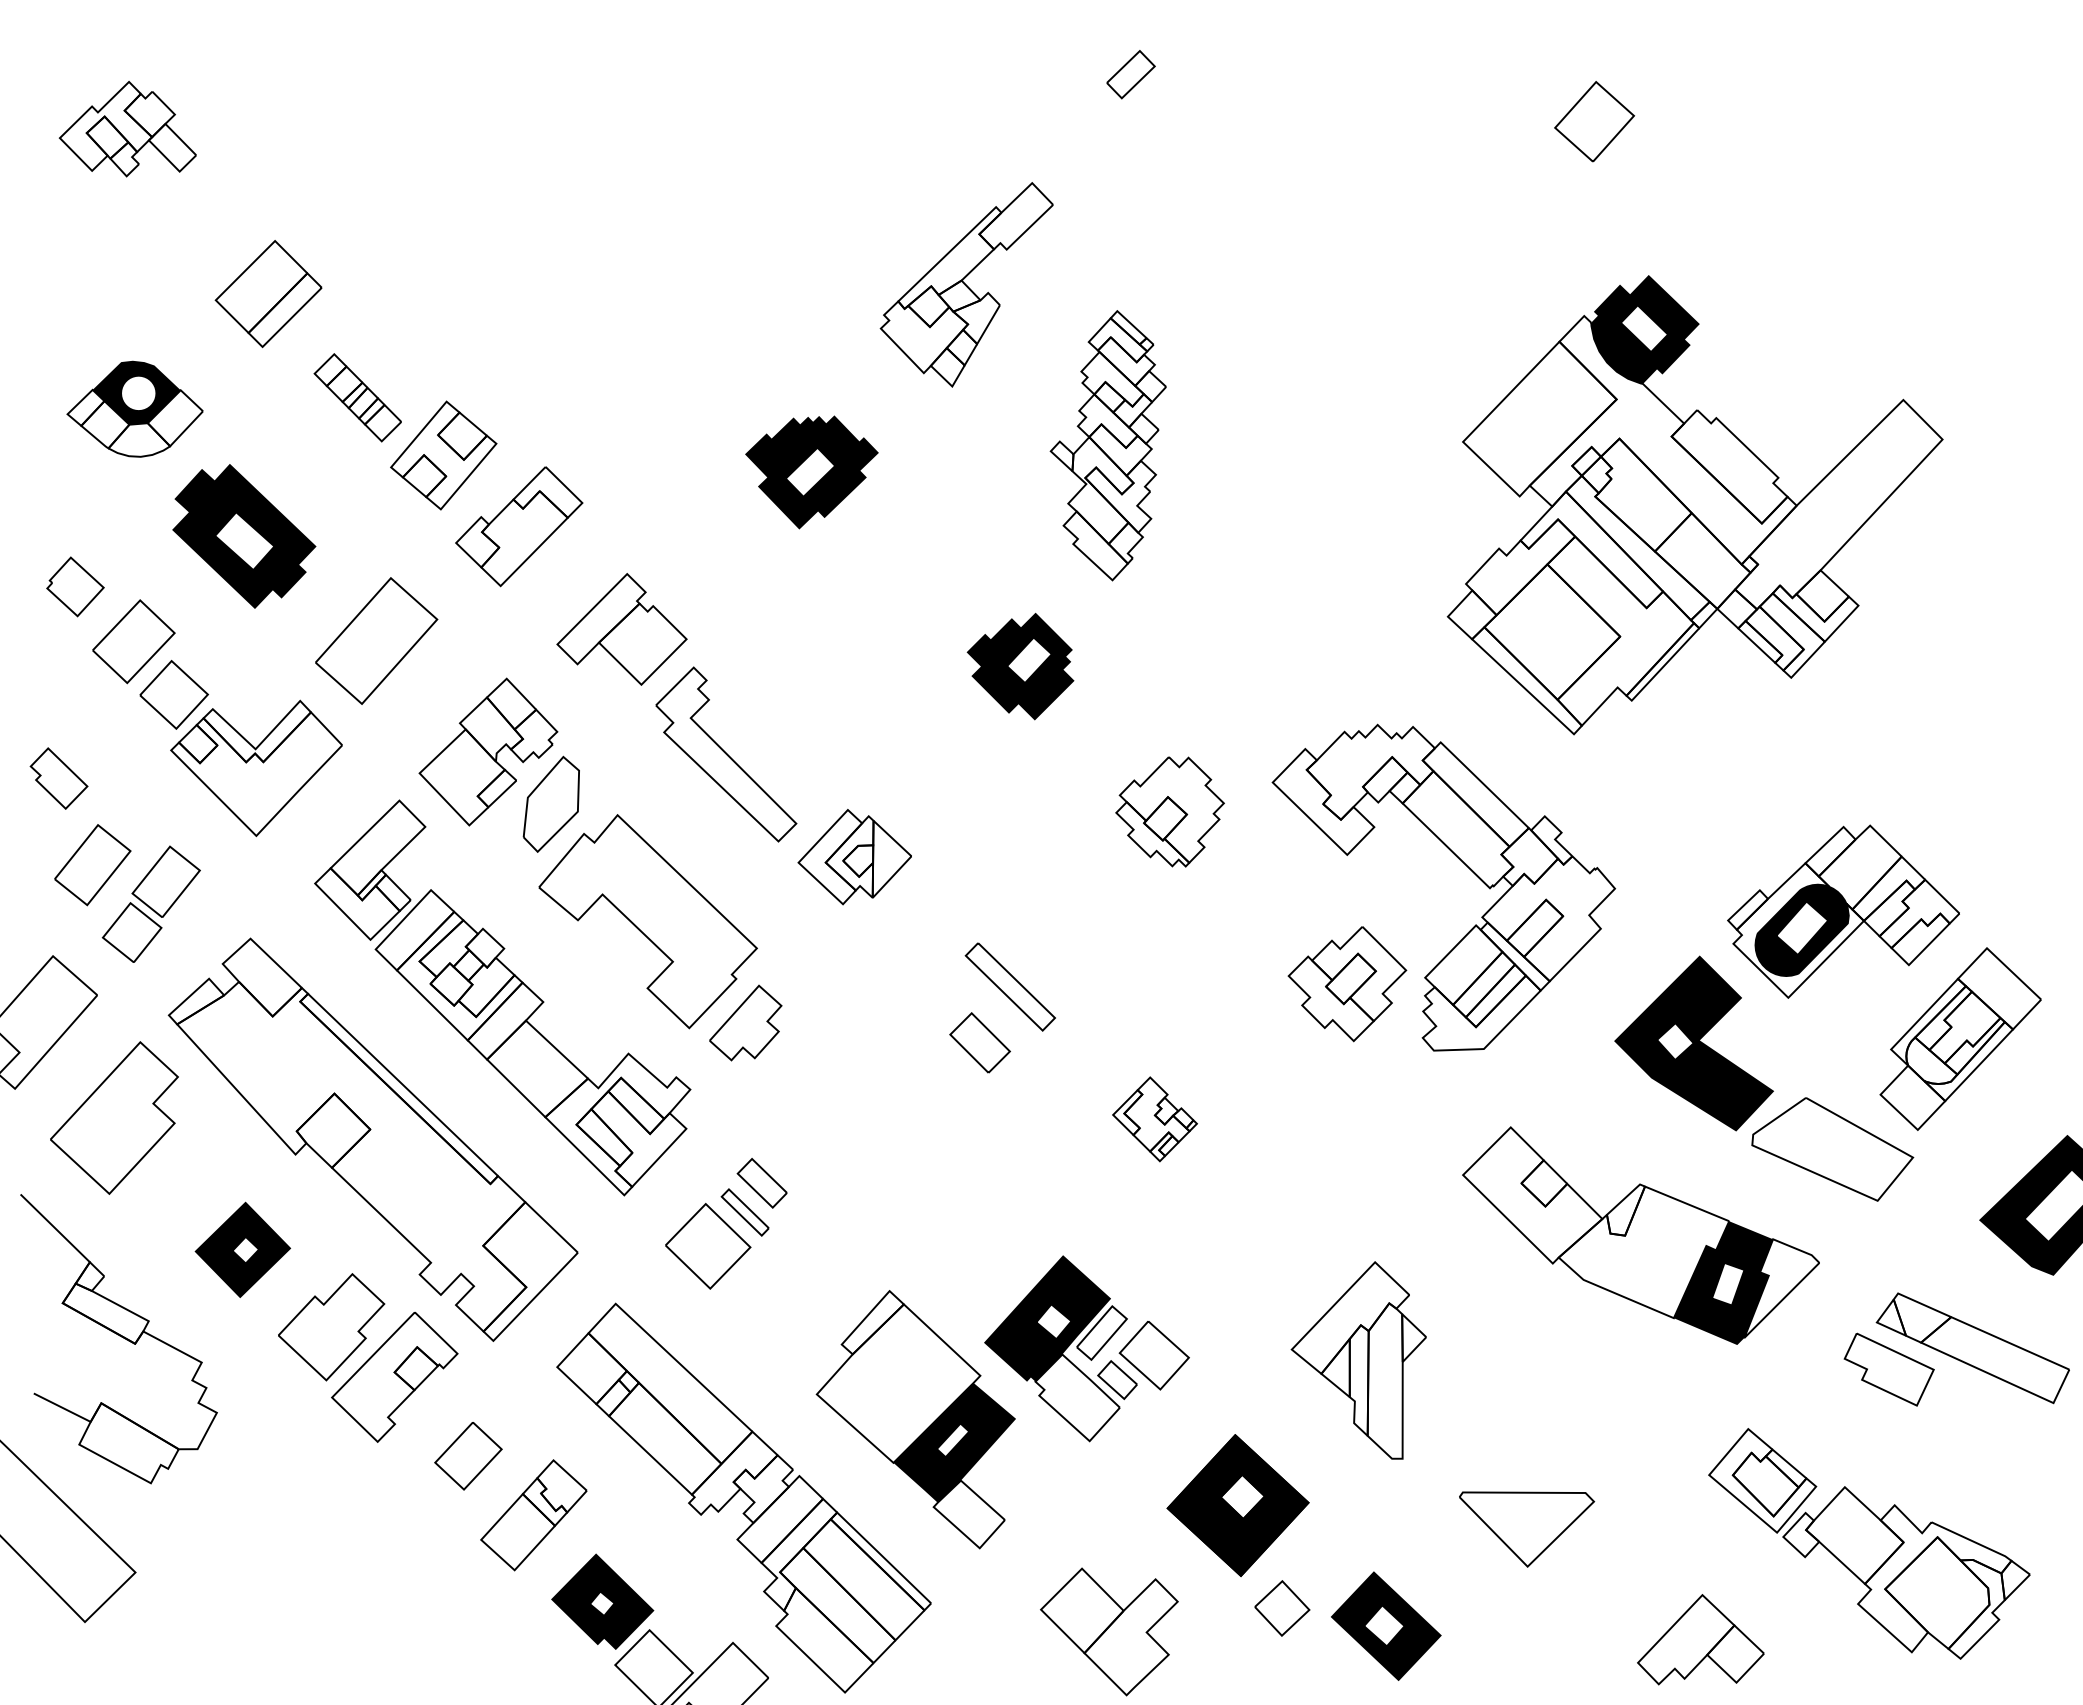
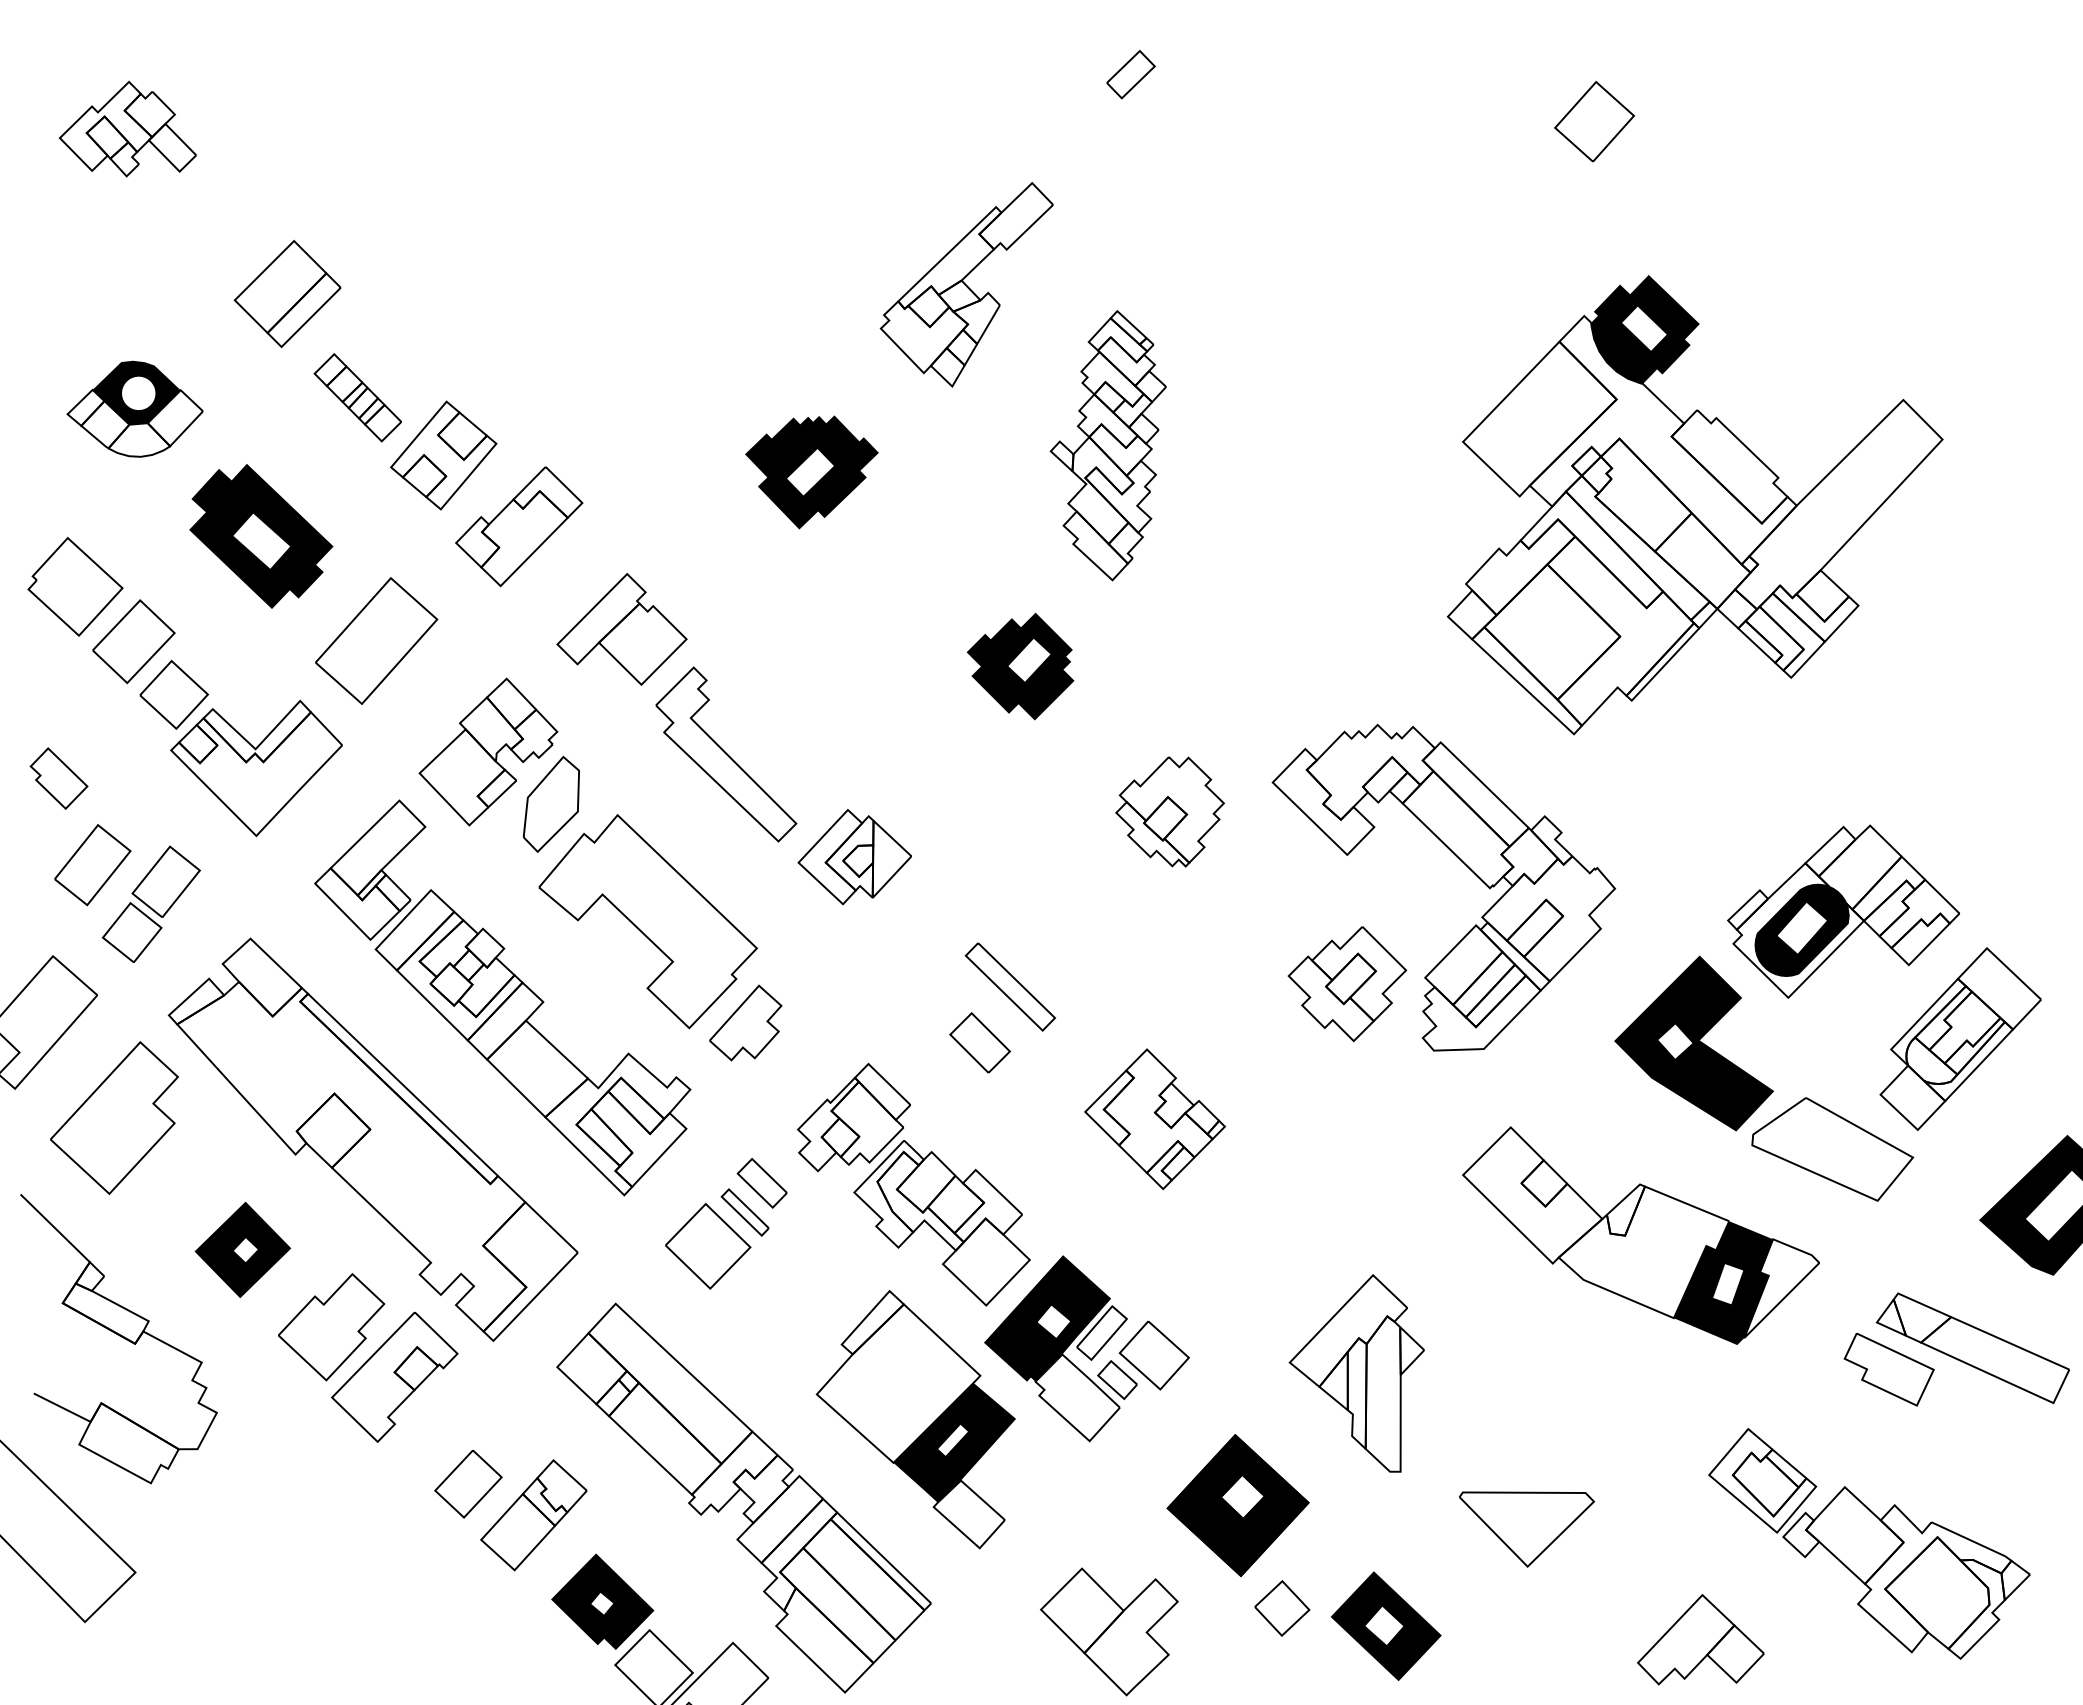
part position: (268, 294) -> (287, 294) (287, 294)
part position: (244, 536) -> (261, 536) (261, 536)
part size: 59x62 px -> 97x100 px (75, 586)
part size: 86x87 px -> 142x143 px (1154, 1119)
part: none -> present (913, 1184)
part position: (1358, 1360) -> (1356, 1373) (1356, 1373)
part position: (468, 1456) -> (468, 1484) (468, 1484)
